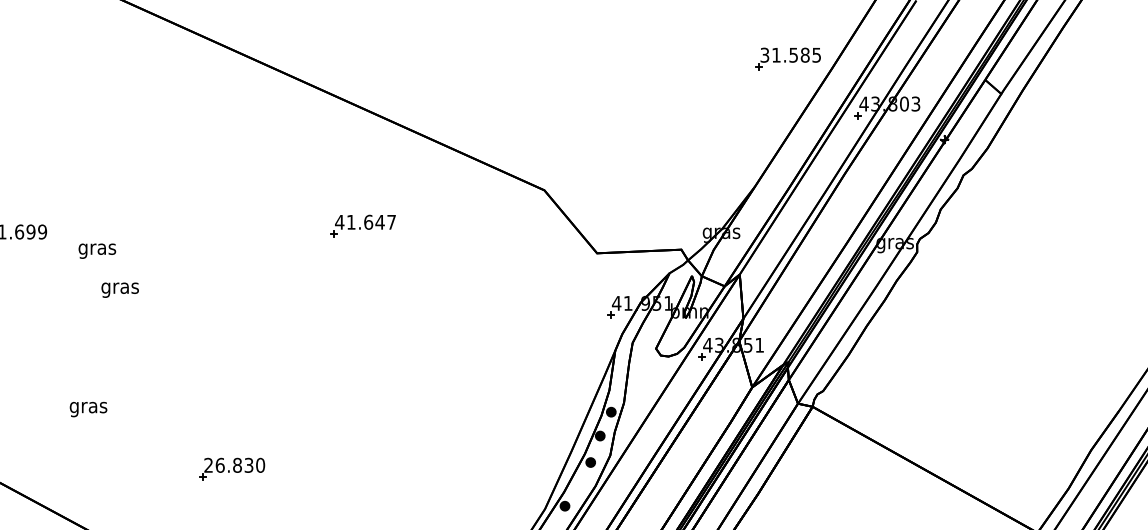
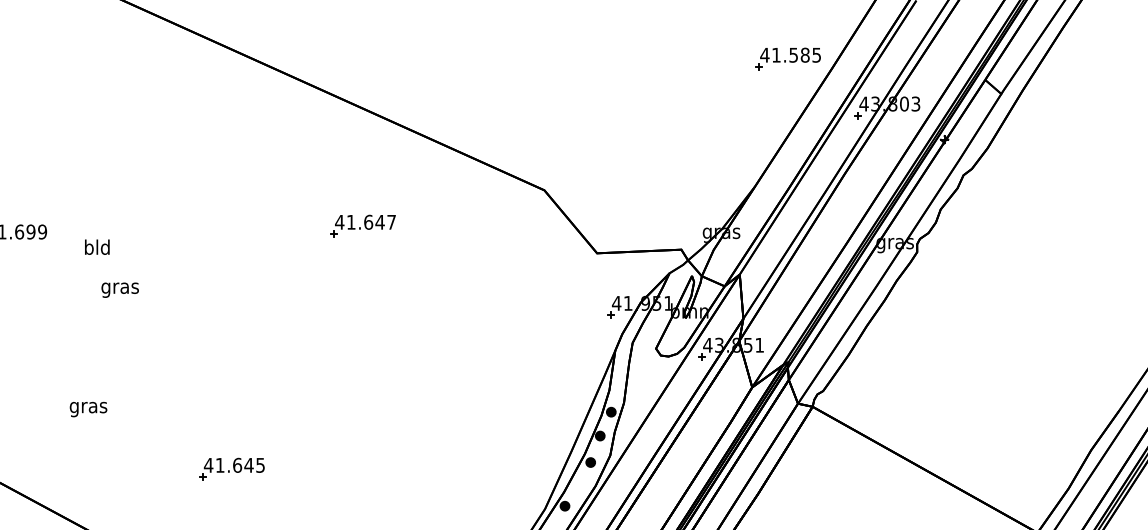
text: 31.585 -> 41.585 (764, 54)
text: gras -> bld (97, 248)
text: 26.830 -> 41.645 (234, 464)
